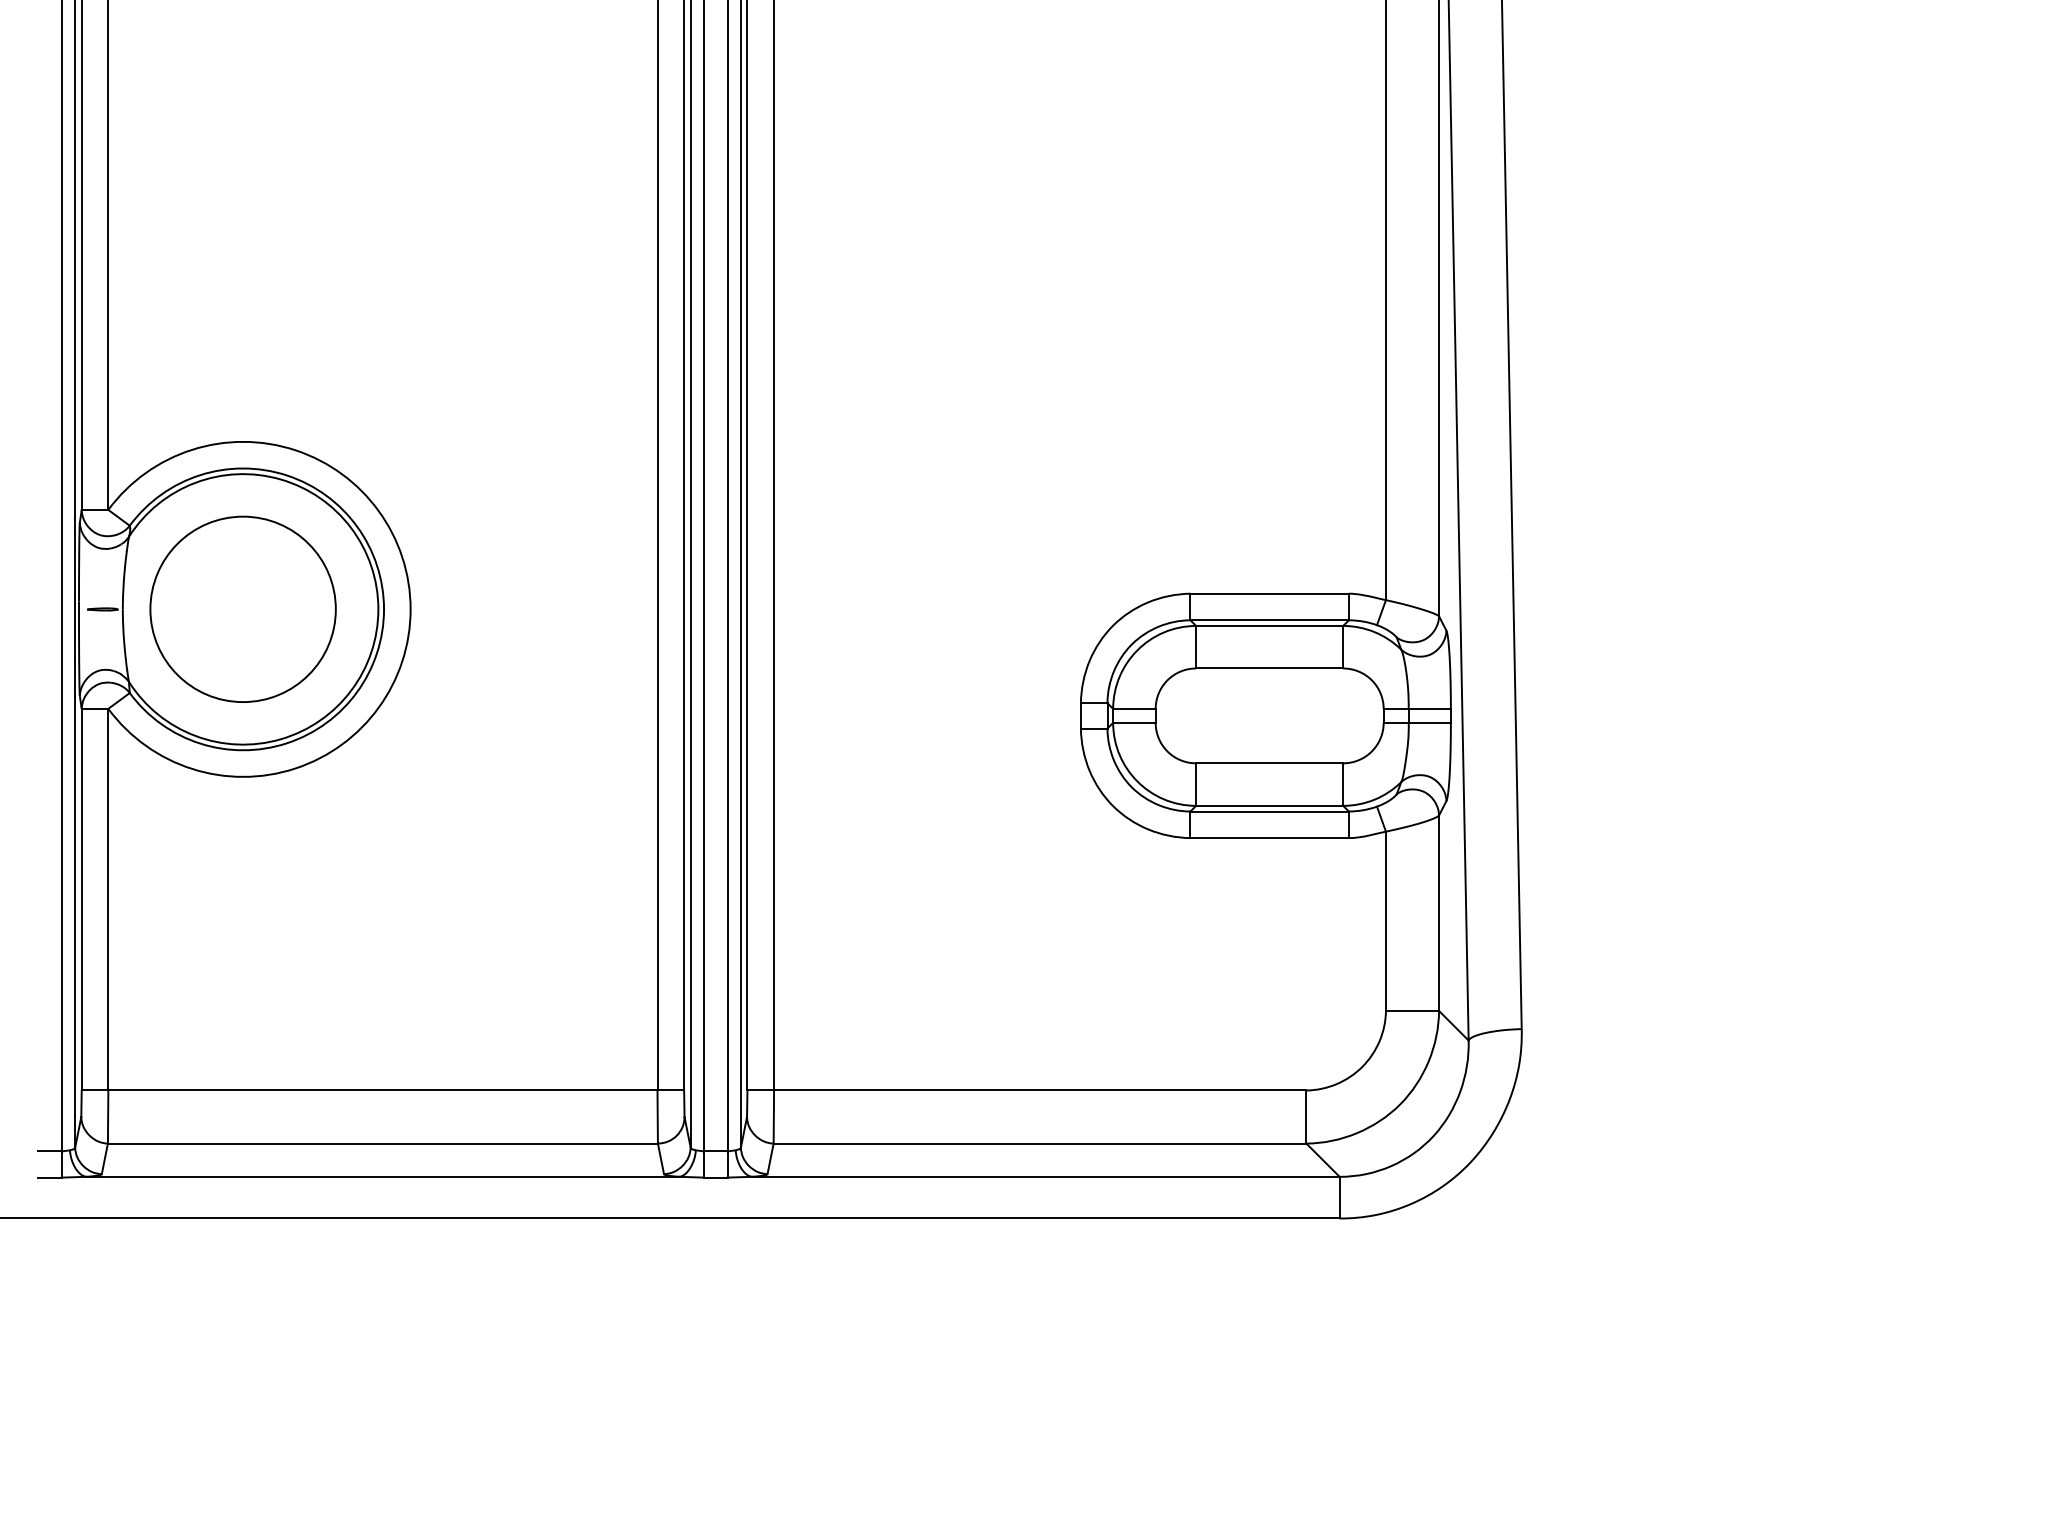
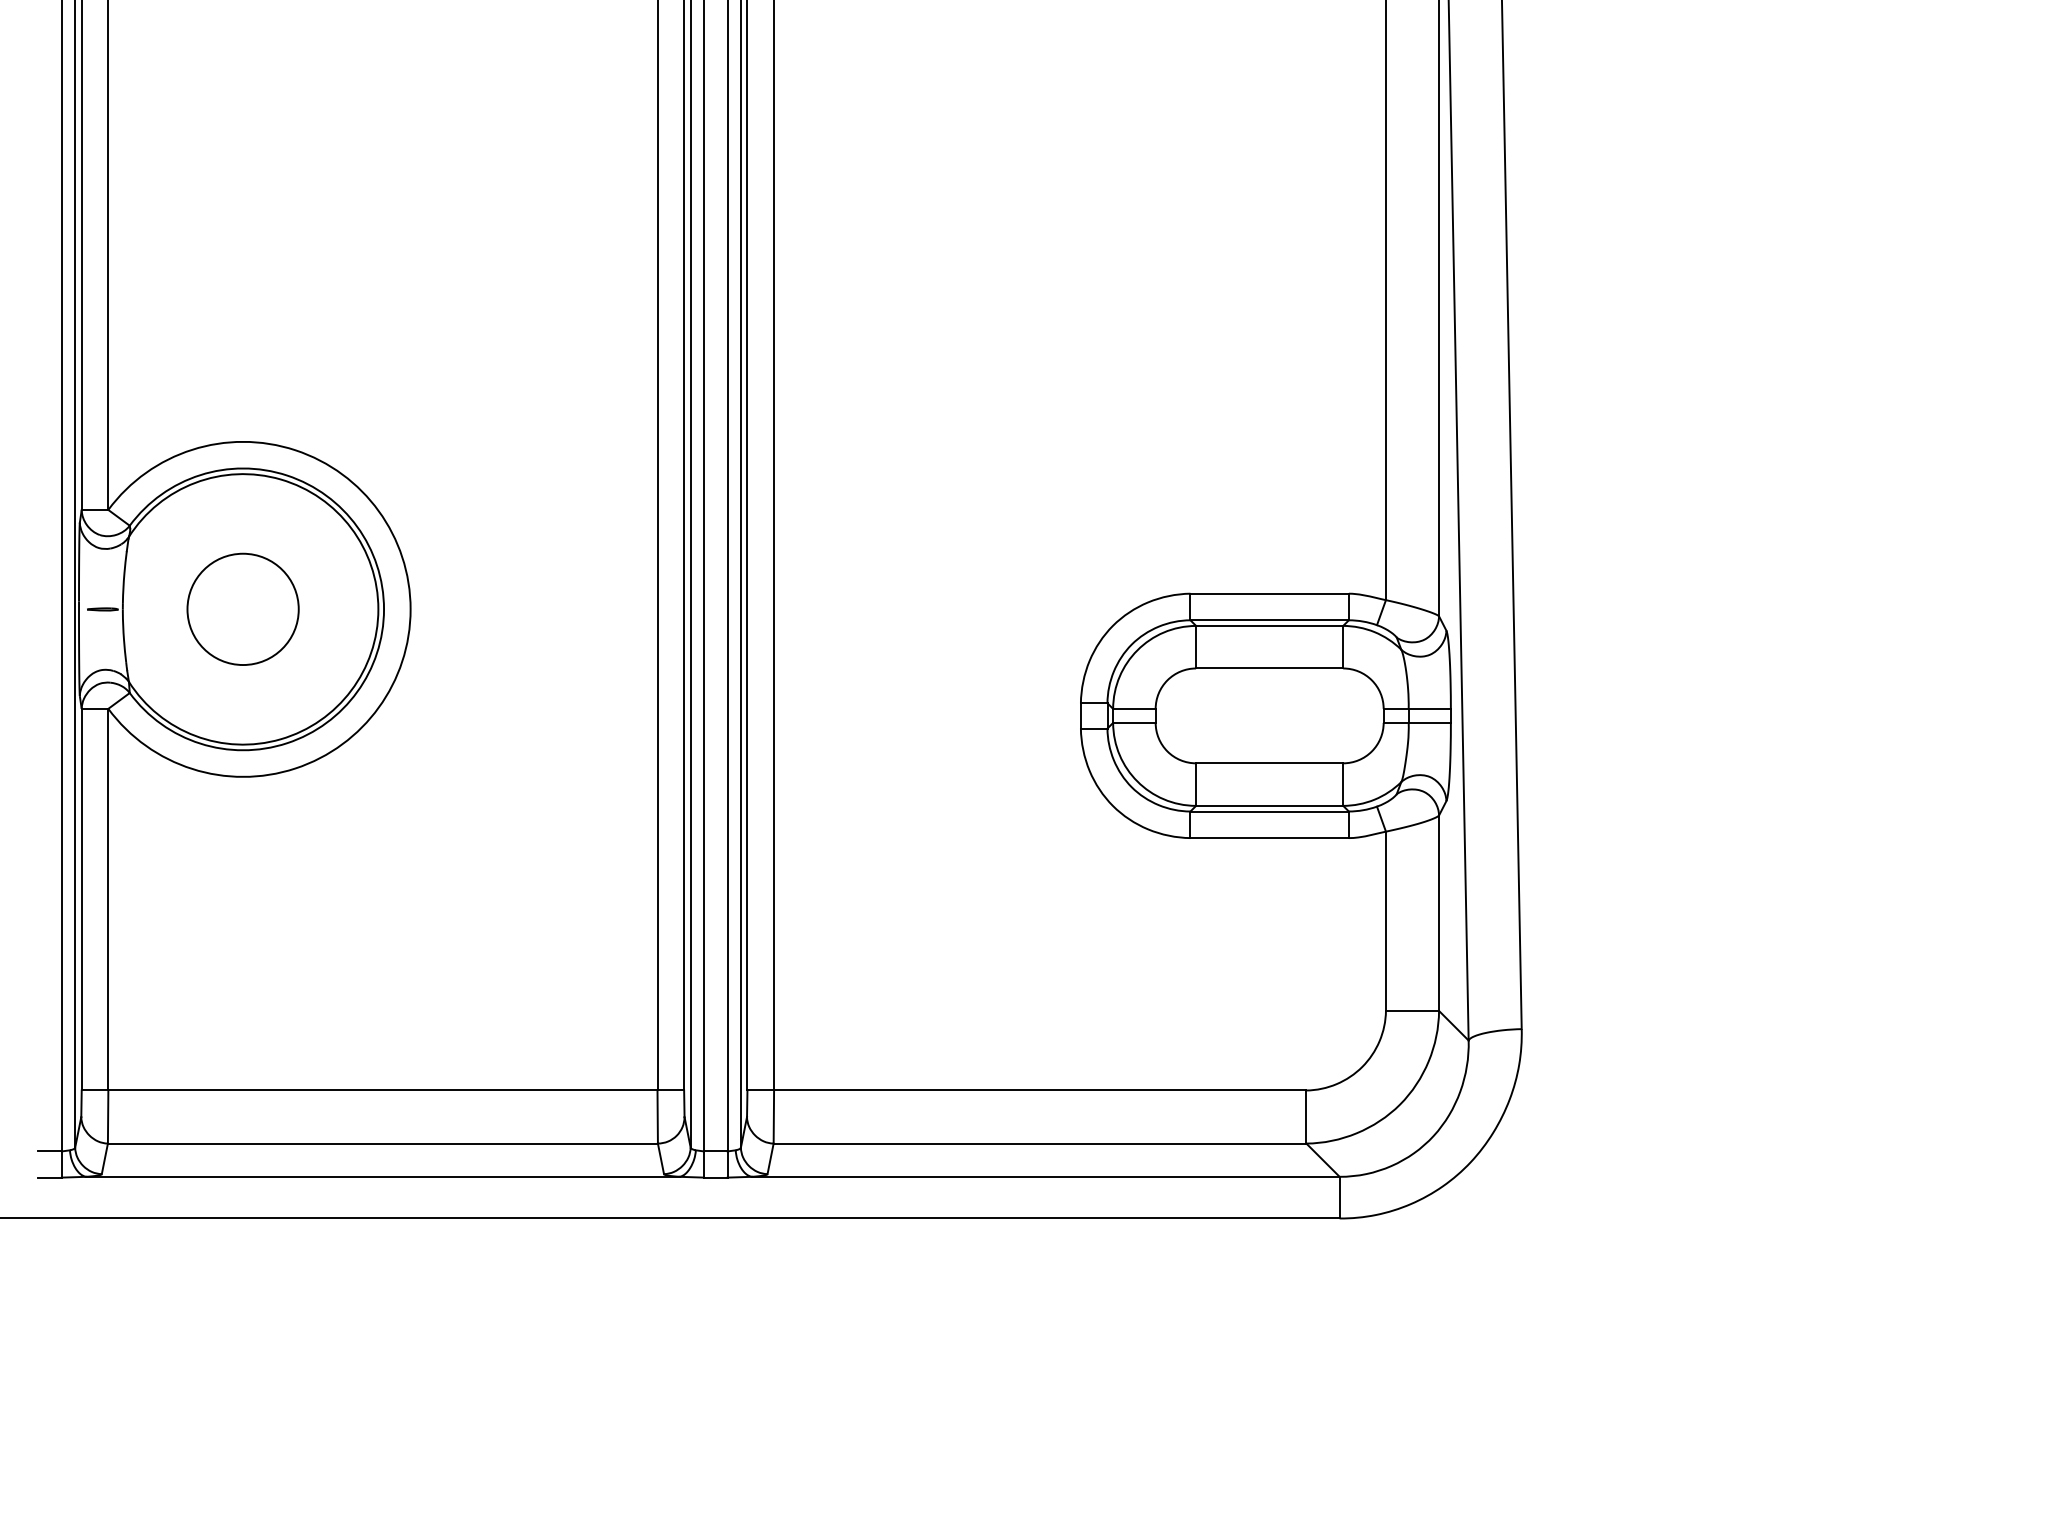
circle diameter: 185 px -> 111 px (242, 609)
